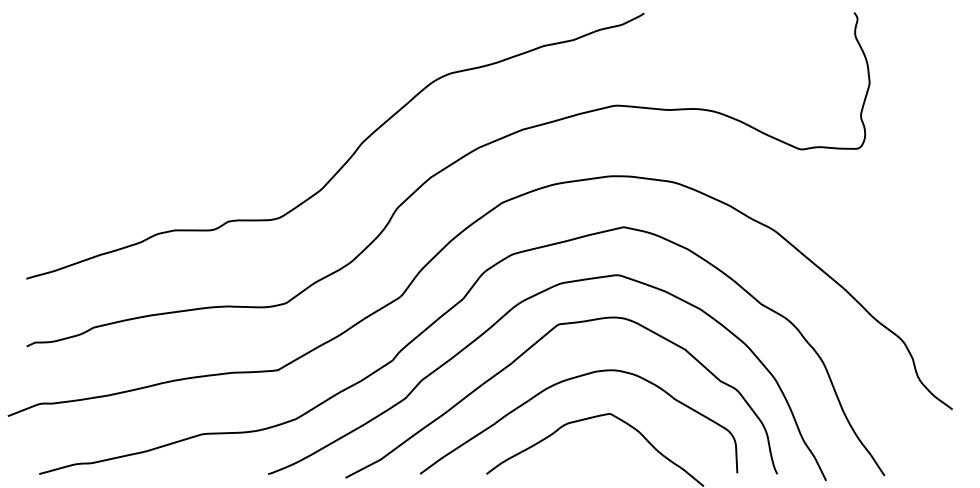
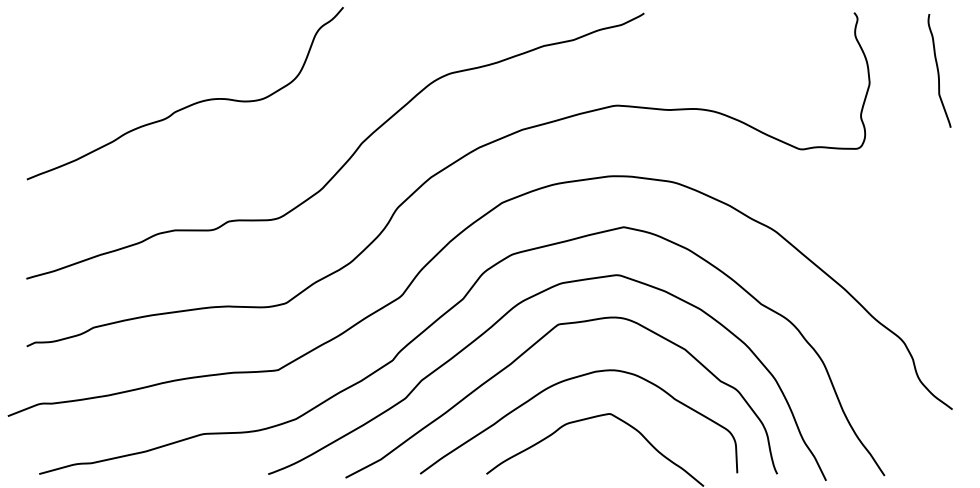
curve: none -> present (938, 70)
curve: none -> present (187, 105)
